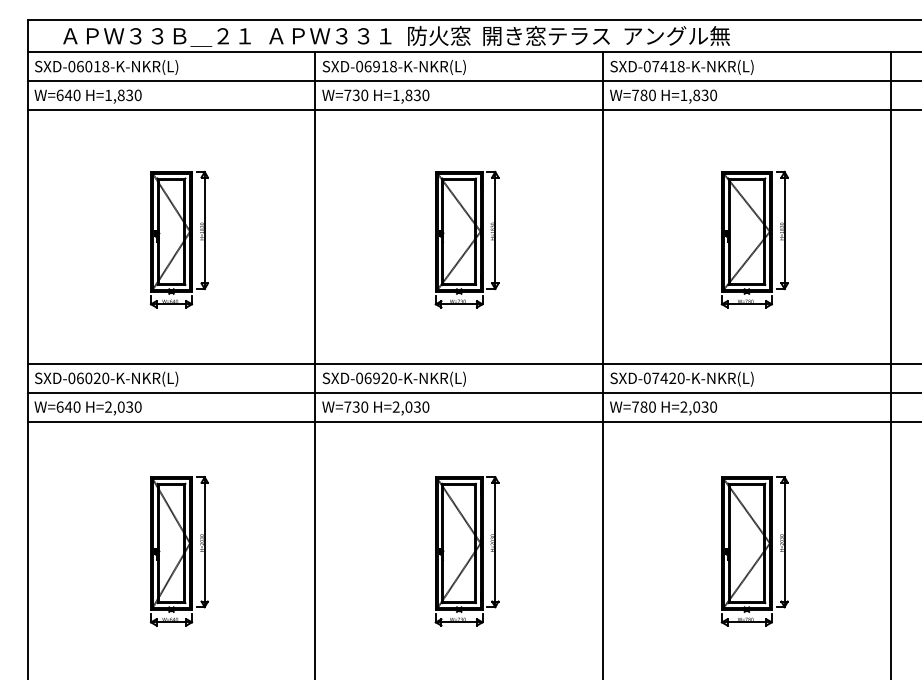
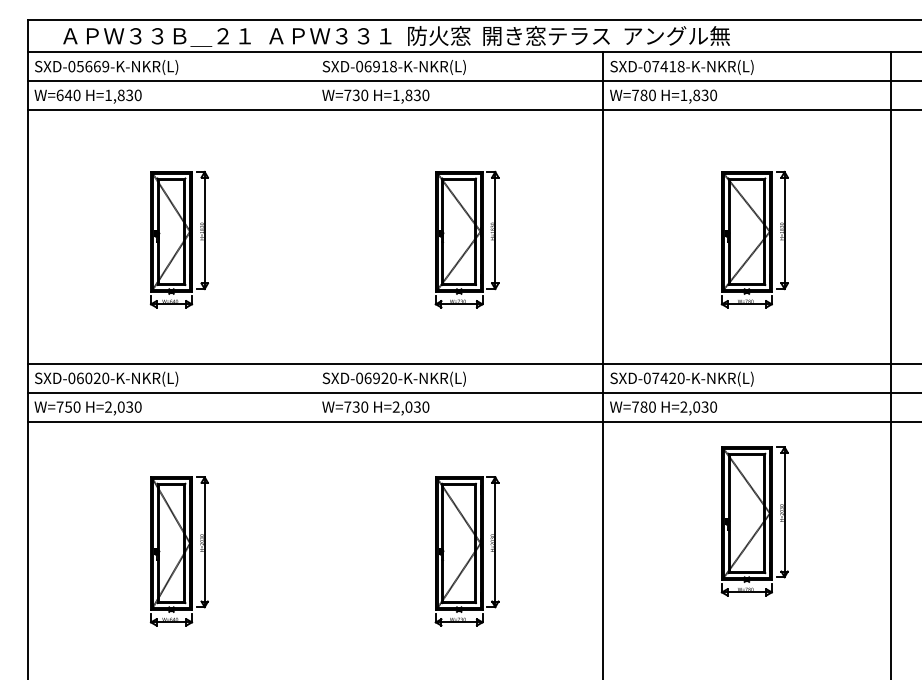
text: SXD-06018-K-NKR(L) -> SXD-05669-K-NKR(L) (92, 66)
line: present -> none (315, 364)
text: W=640 -> W=750 (64, 406)
part position: (754, 551) -> (754, 521) (754, 521)
